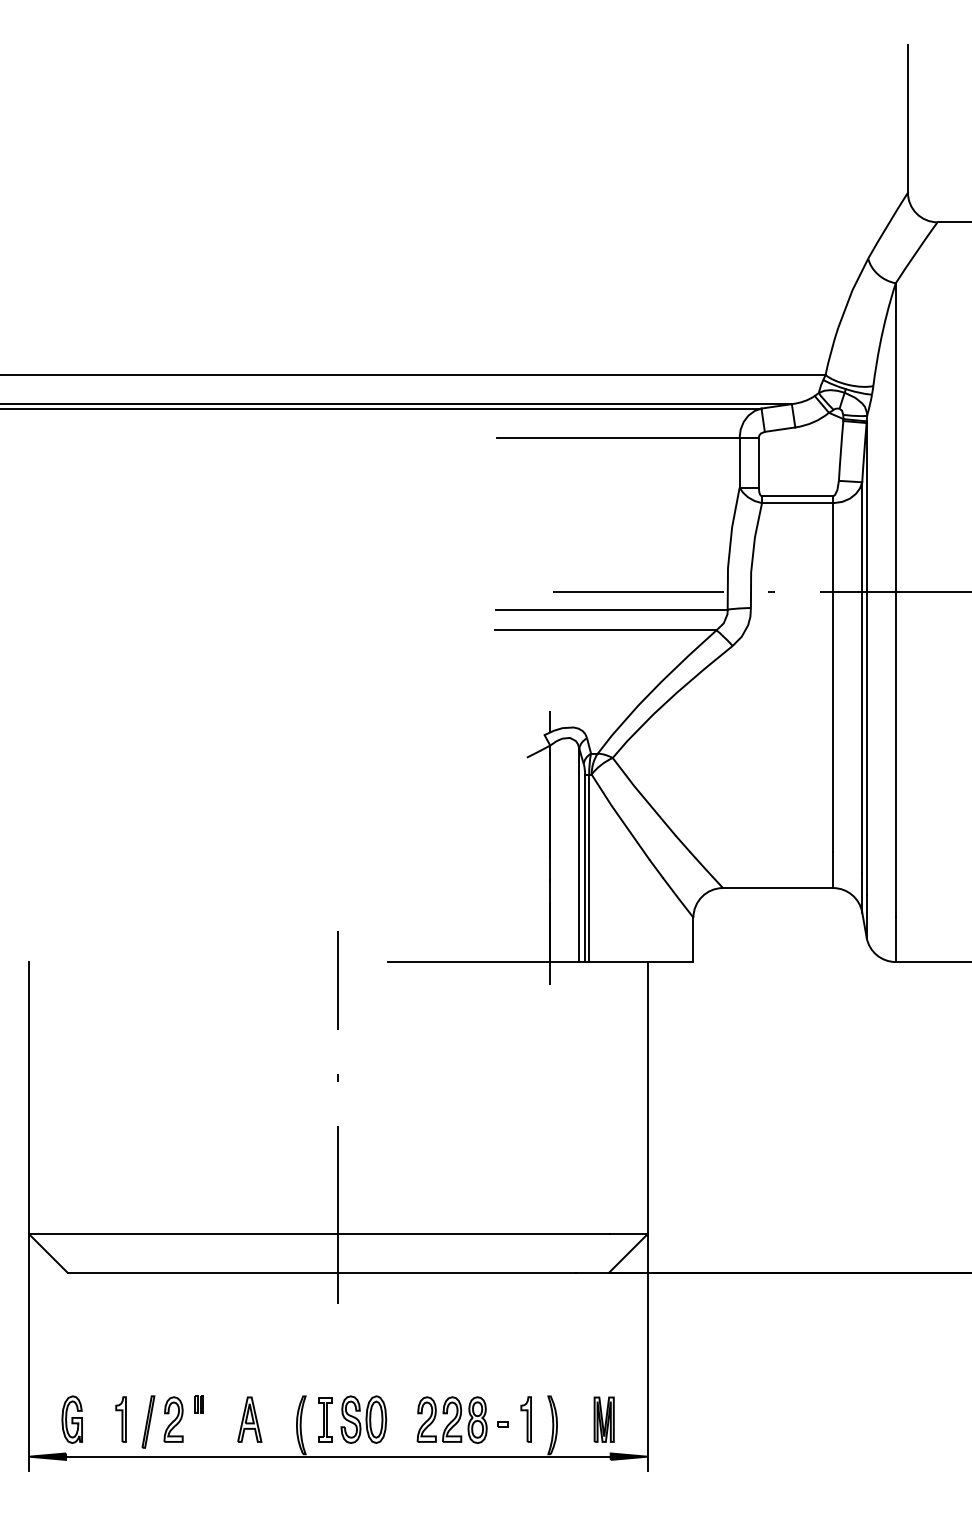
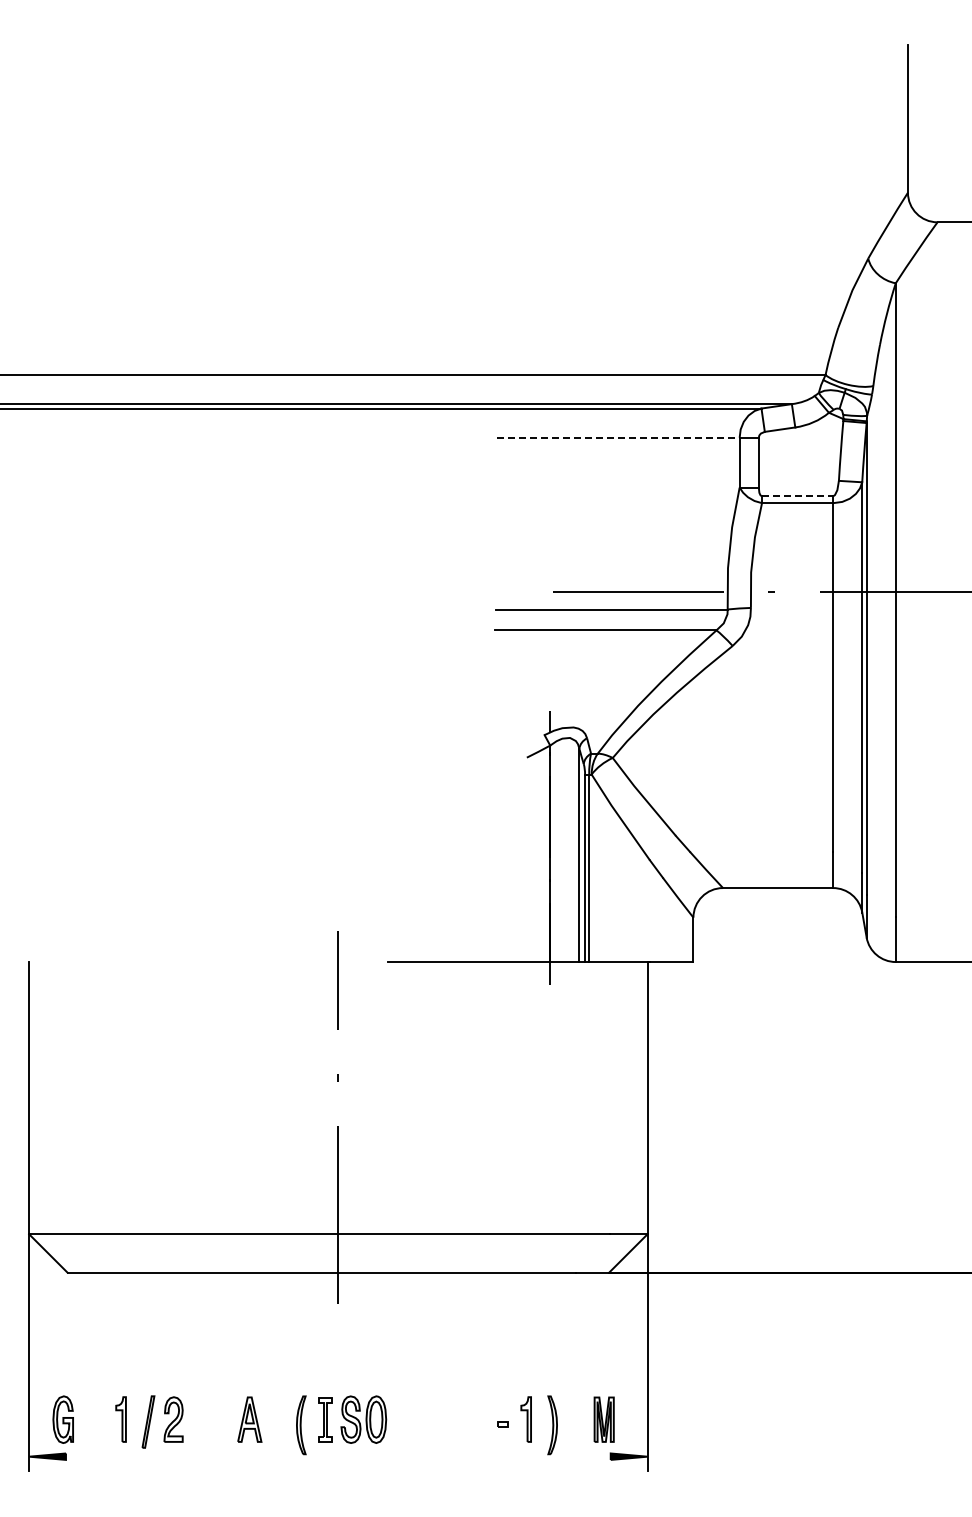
line: solid -> dashed (618, 437)
line: solid -> dashed (797, 496)
part: present -> none (198, 1404)
part position: (71, 1419) -> (62, 1419) (62, 1419)
part: present -> none (451, 1419)
line: present -> none (337, 1456)
